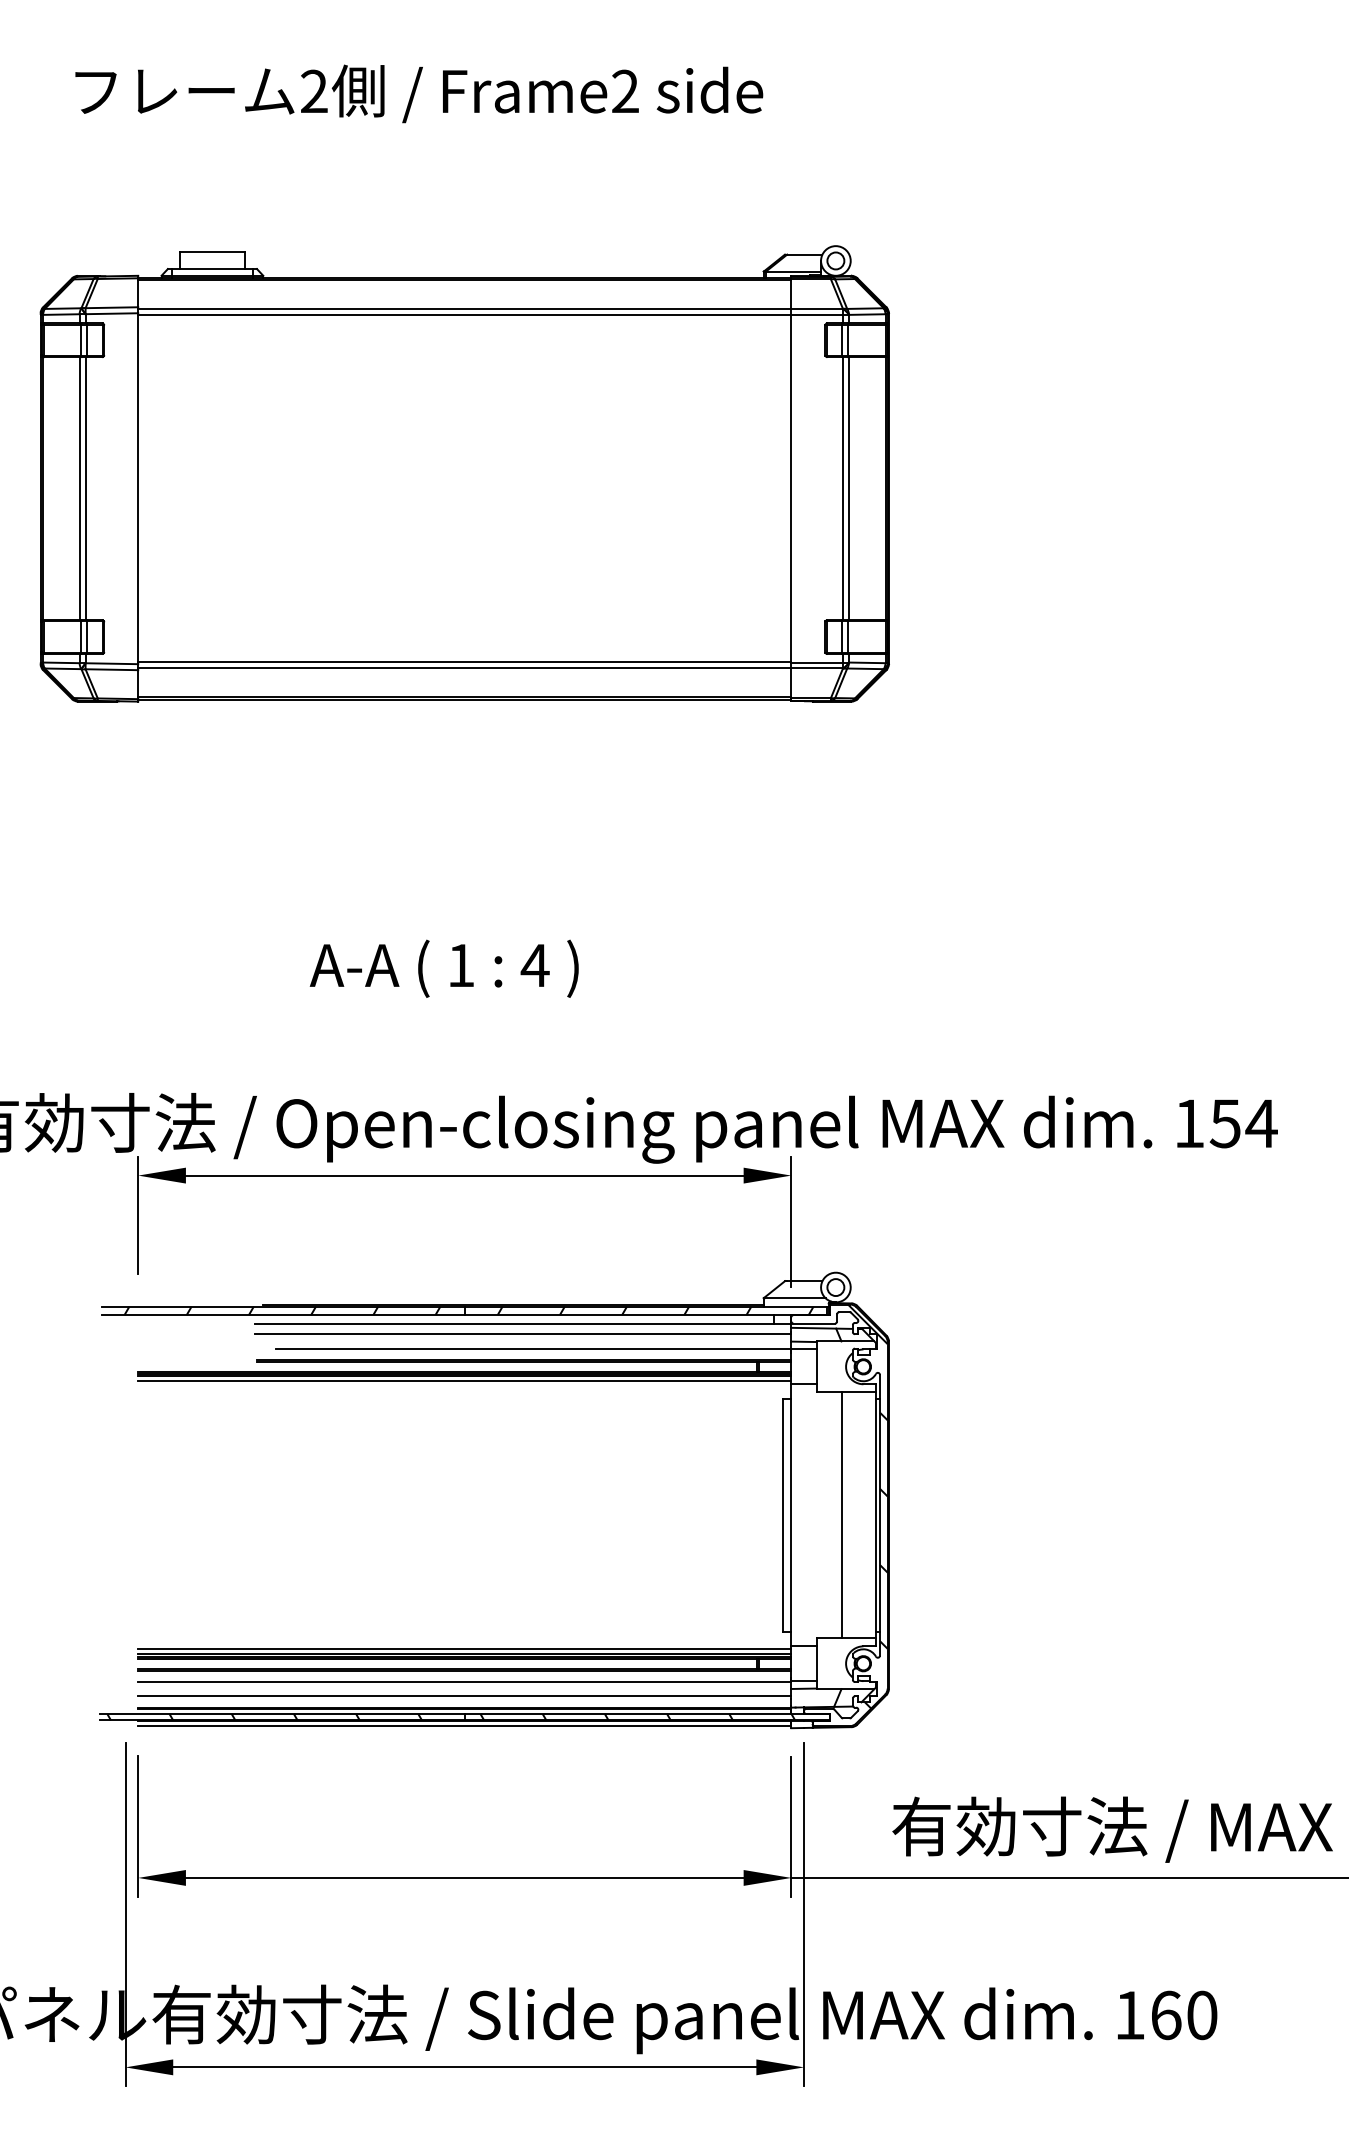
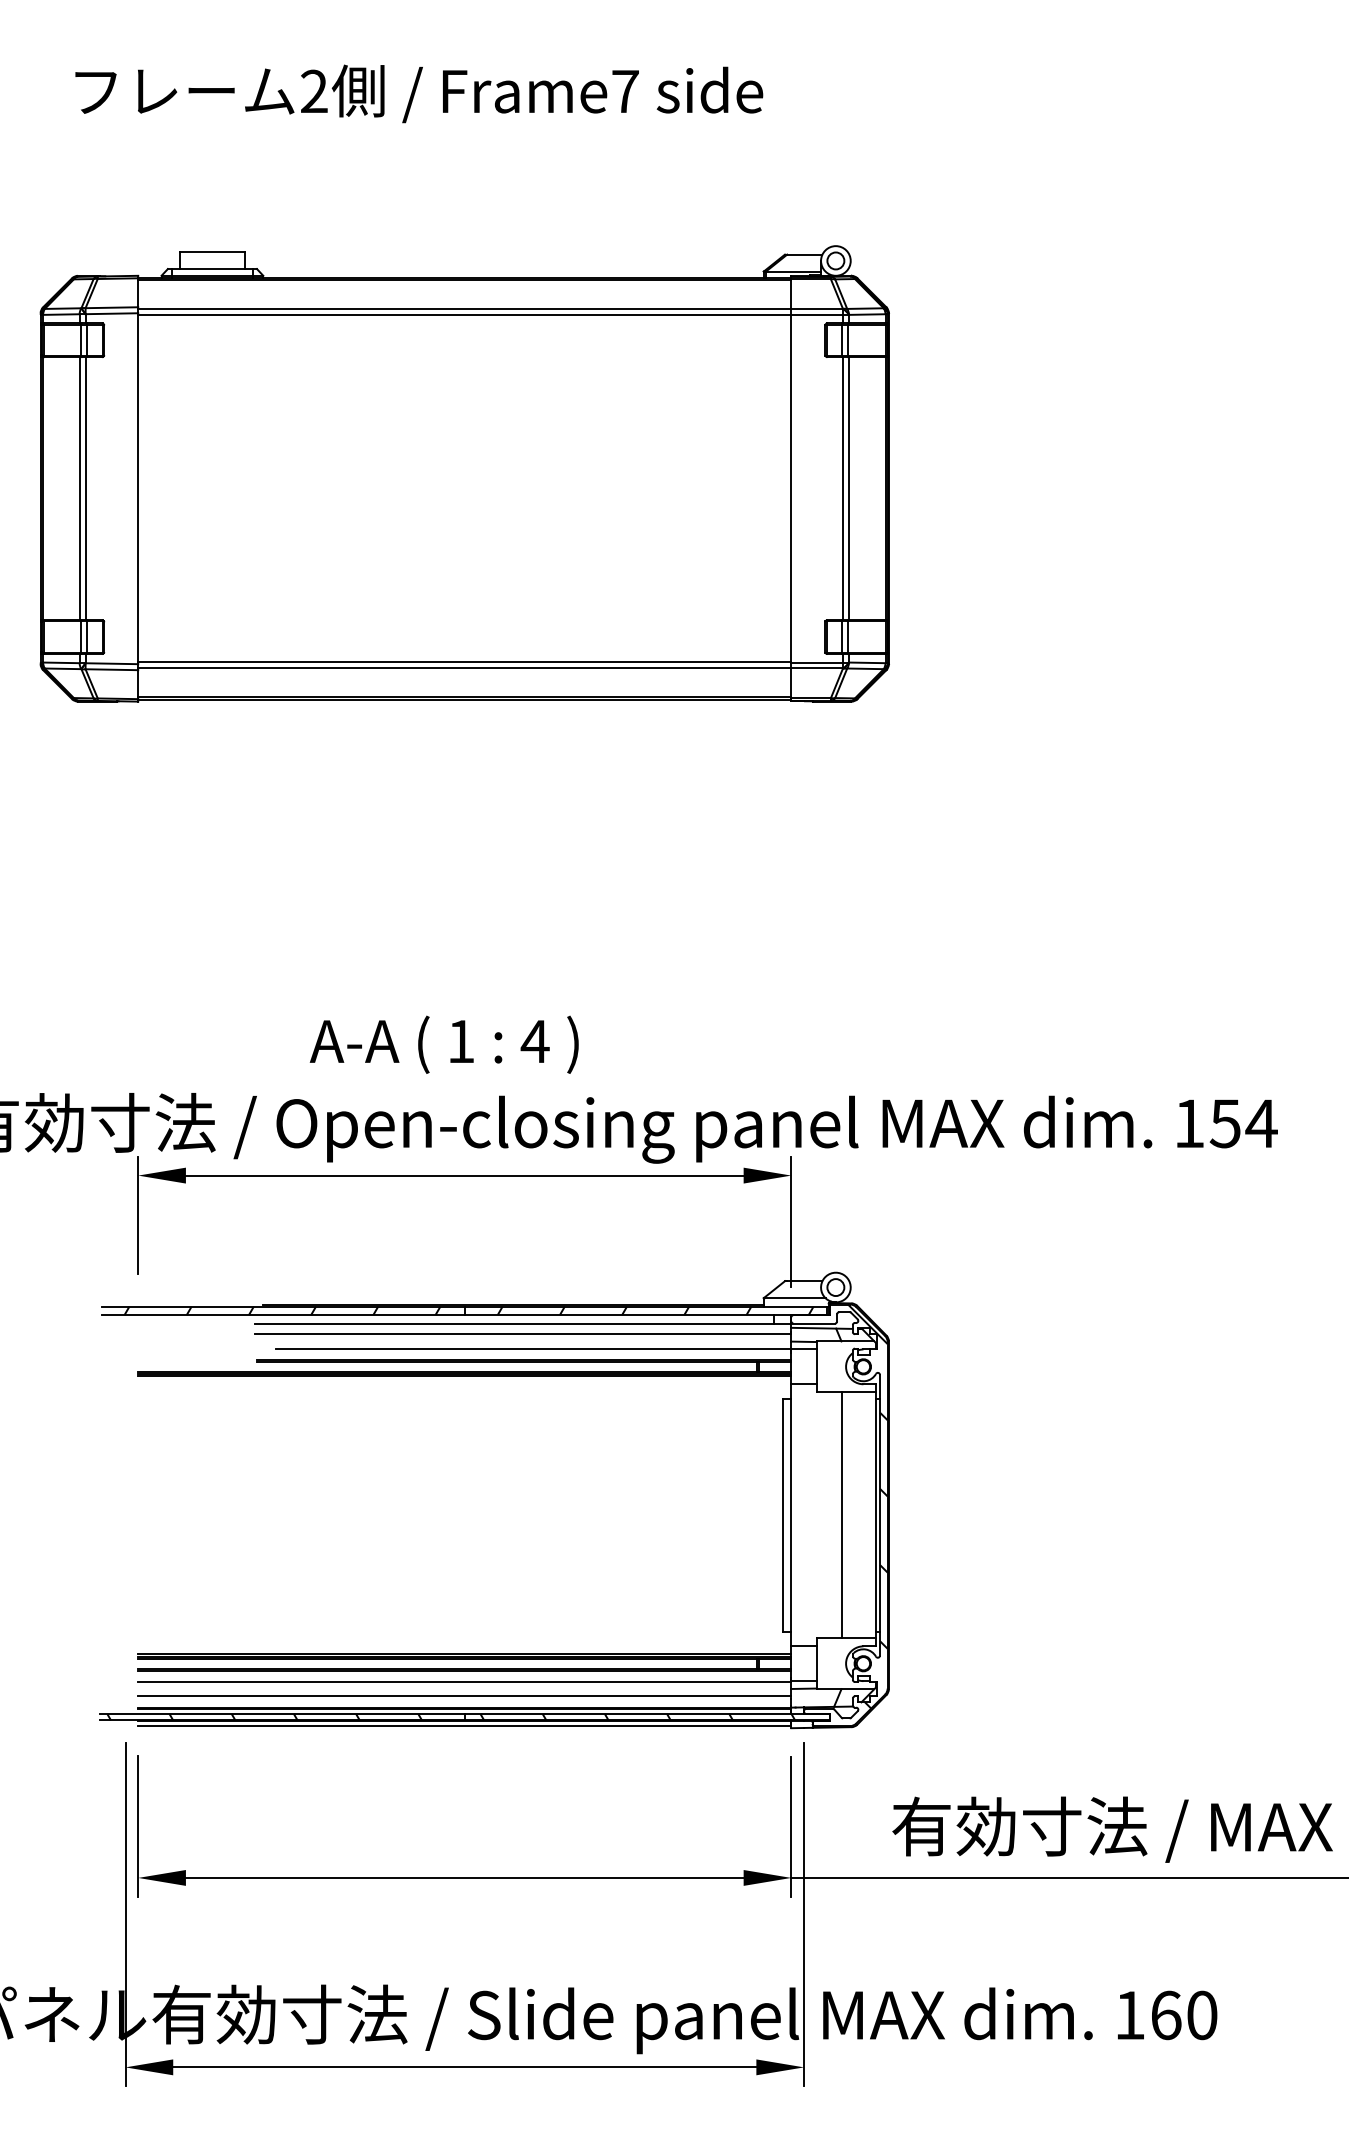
text: Frame2 -> Frame7 (625, 90)
text position: (443, 968) -> (443, 1044) (443, 1044)
line: present -> none (464, 1381)
line: present -> none (464, 1649)
